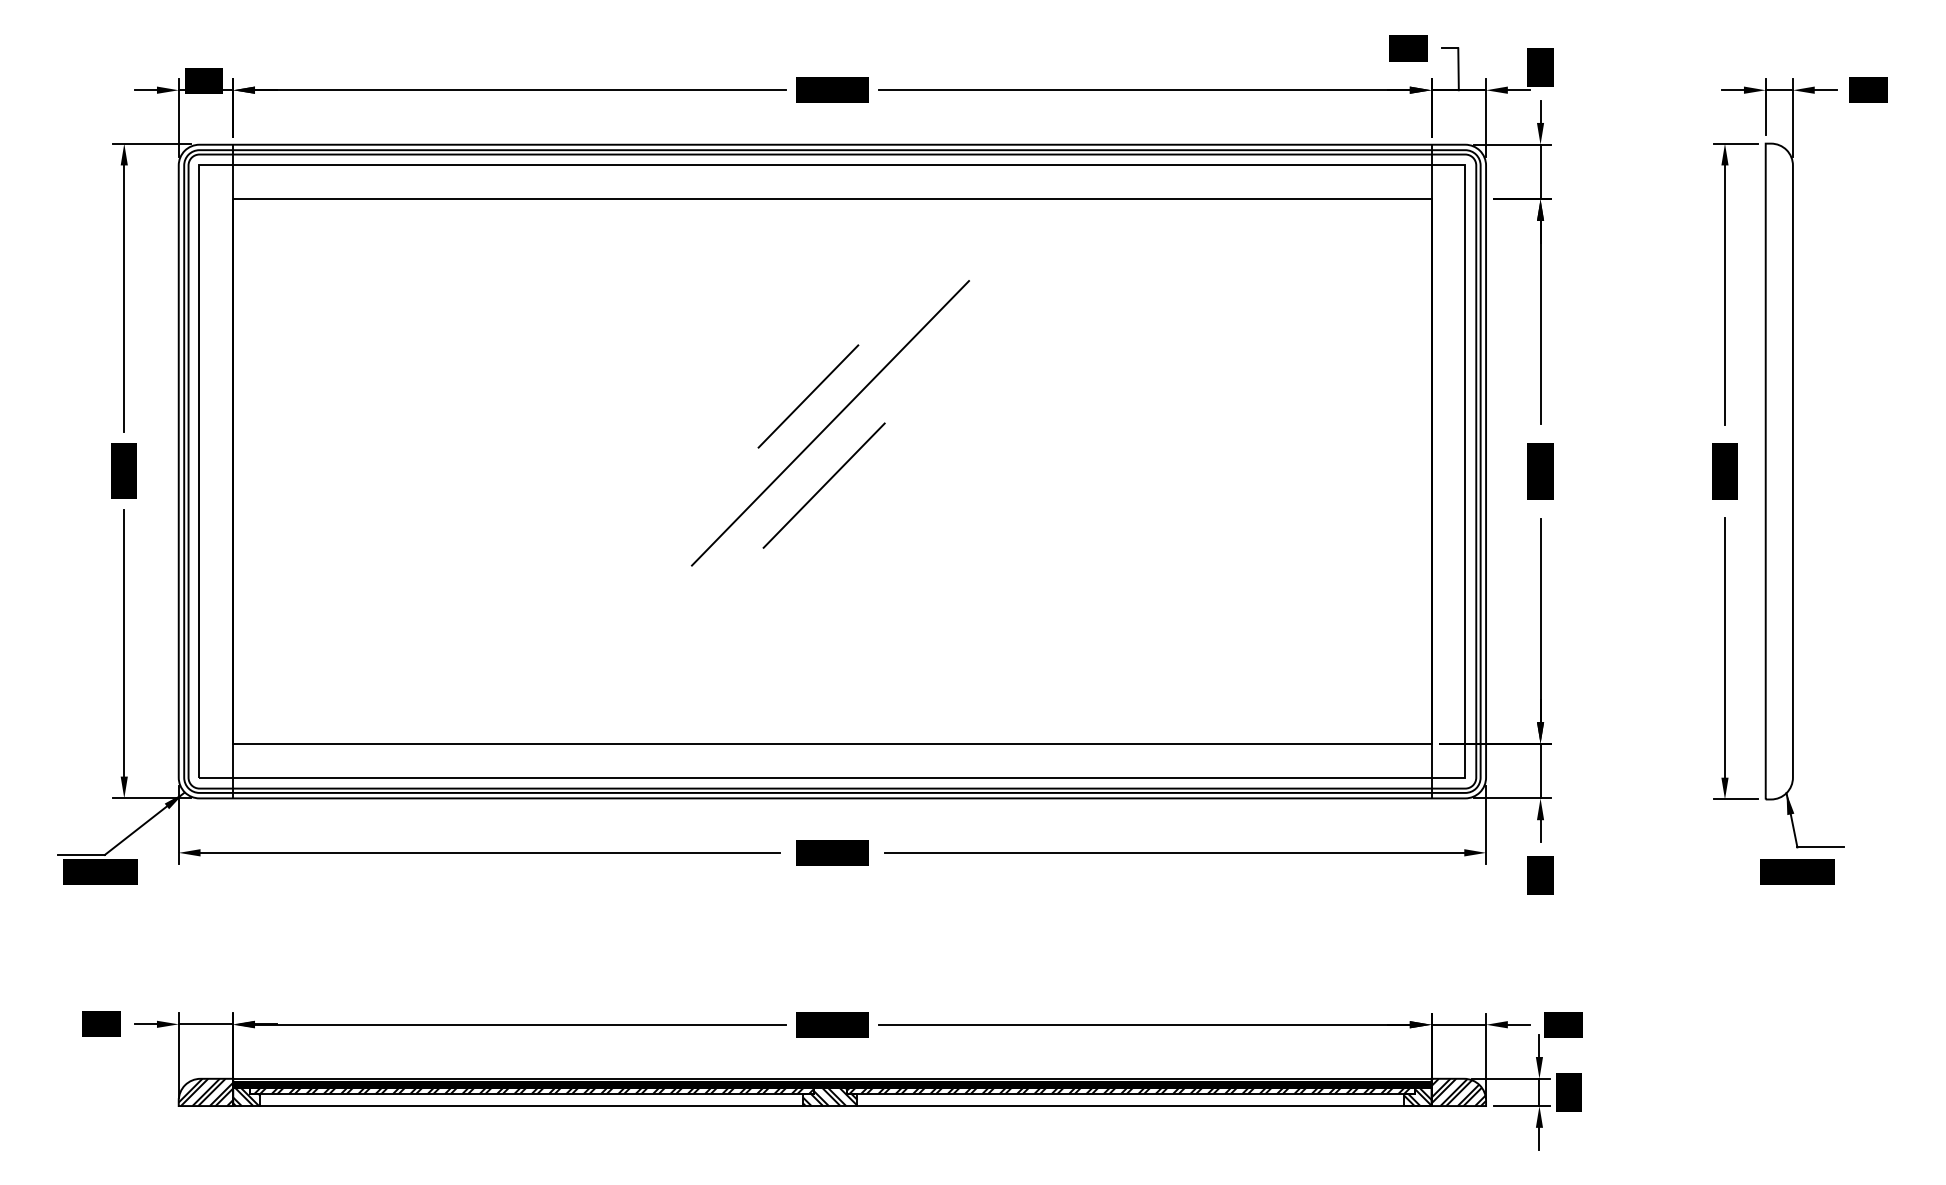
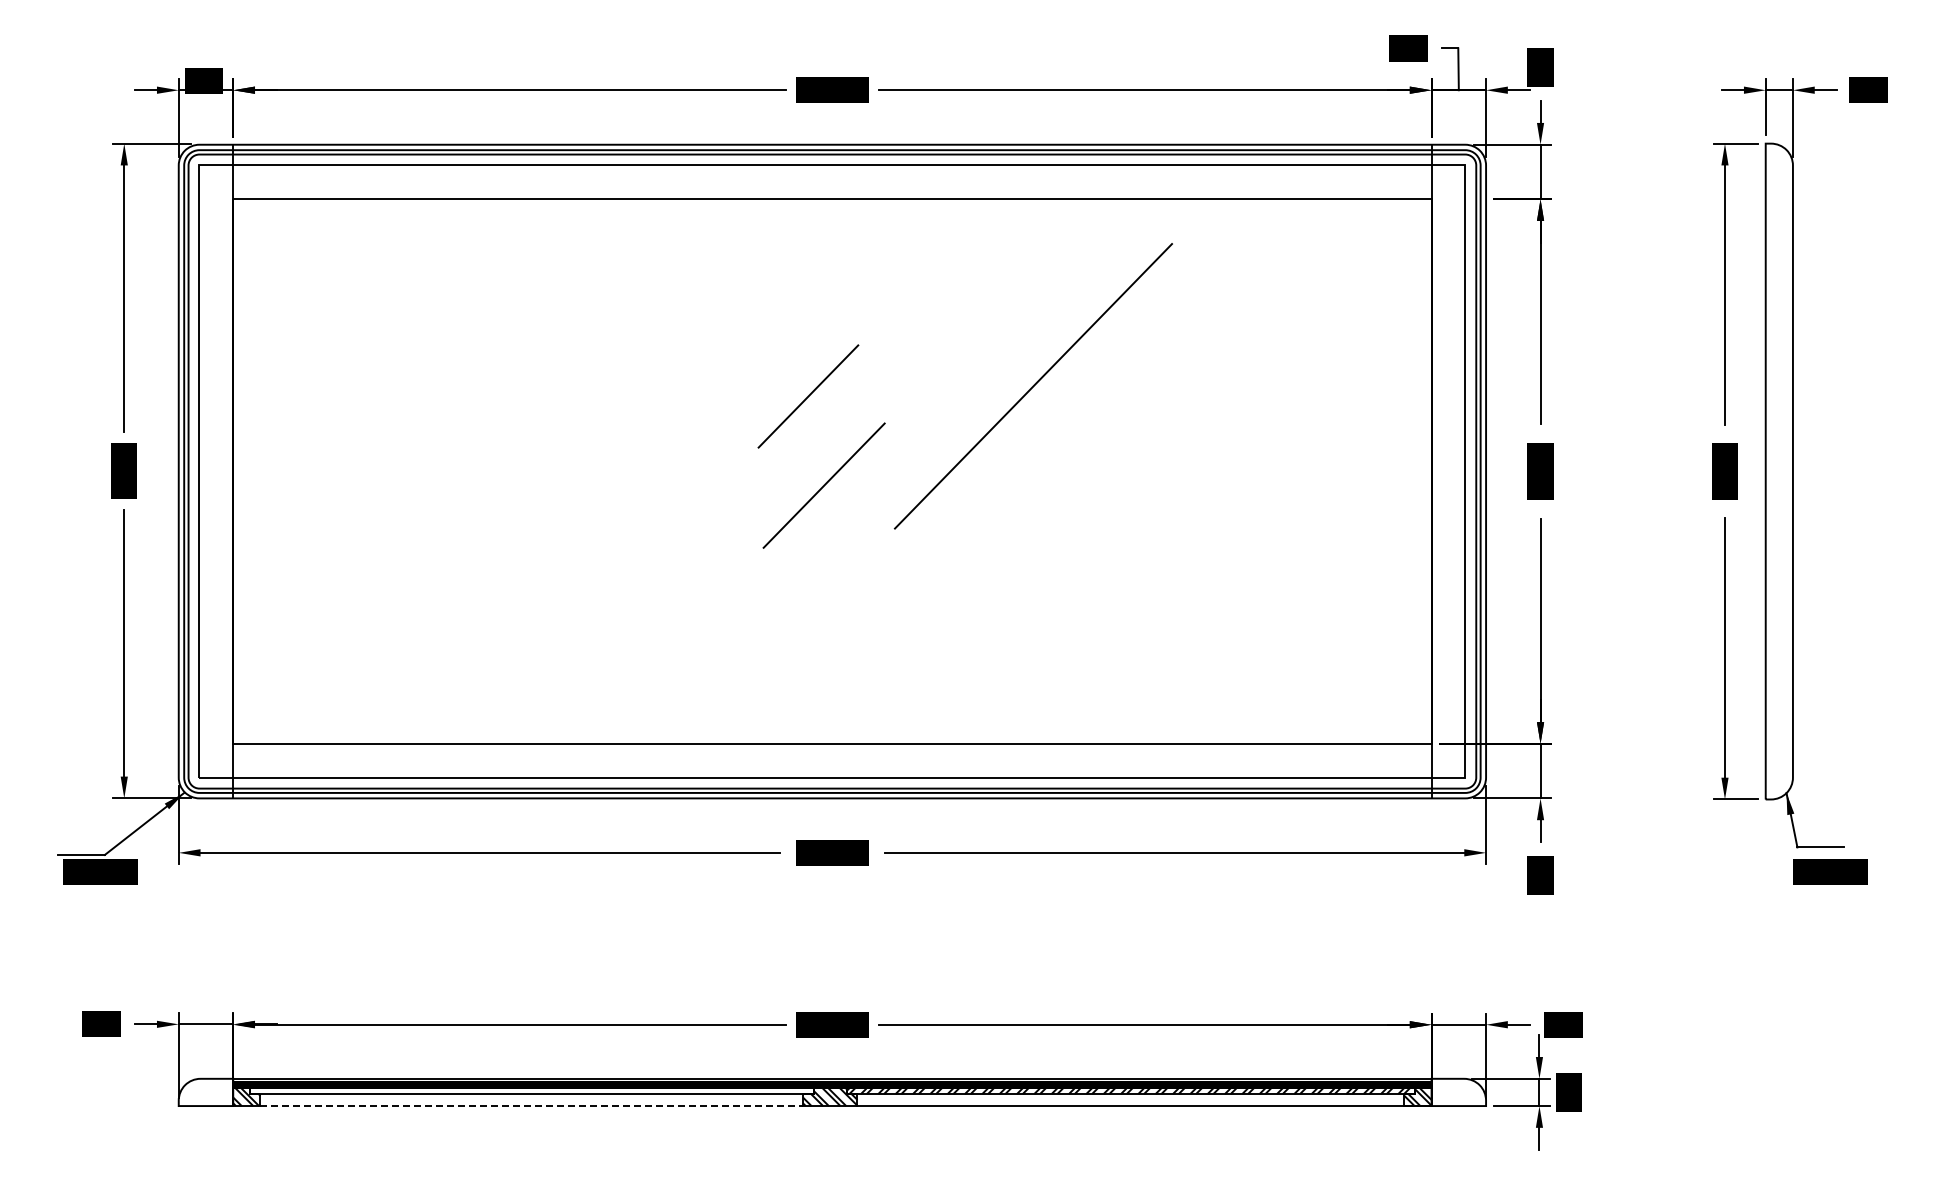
line position: (829, 423) -> (1032, 386) (1032, 386)
text position: (1797, 871) -> (1830, 871) (1830, 871)
hatch: present -> none (533, 1090)
hatch: present -> none (205, 1092)
hatch: present -> none (1458, 1092)
line: solid -> dashed (532, 1106)
